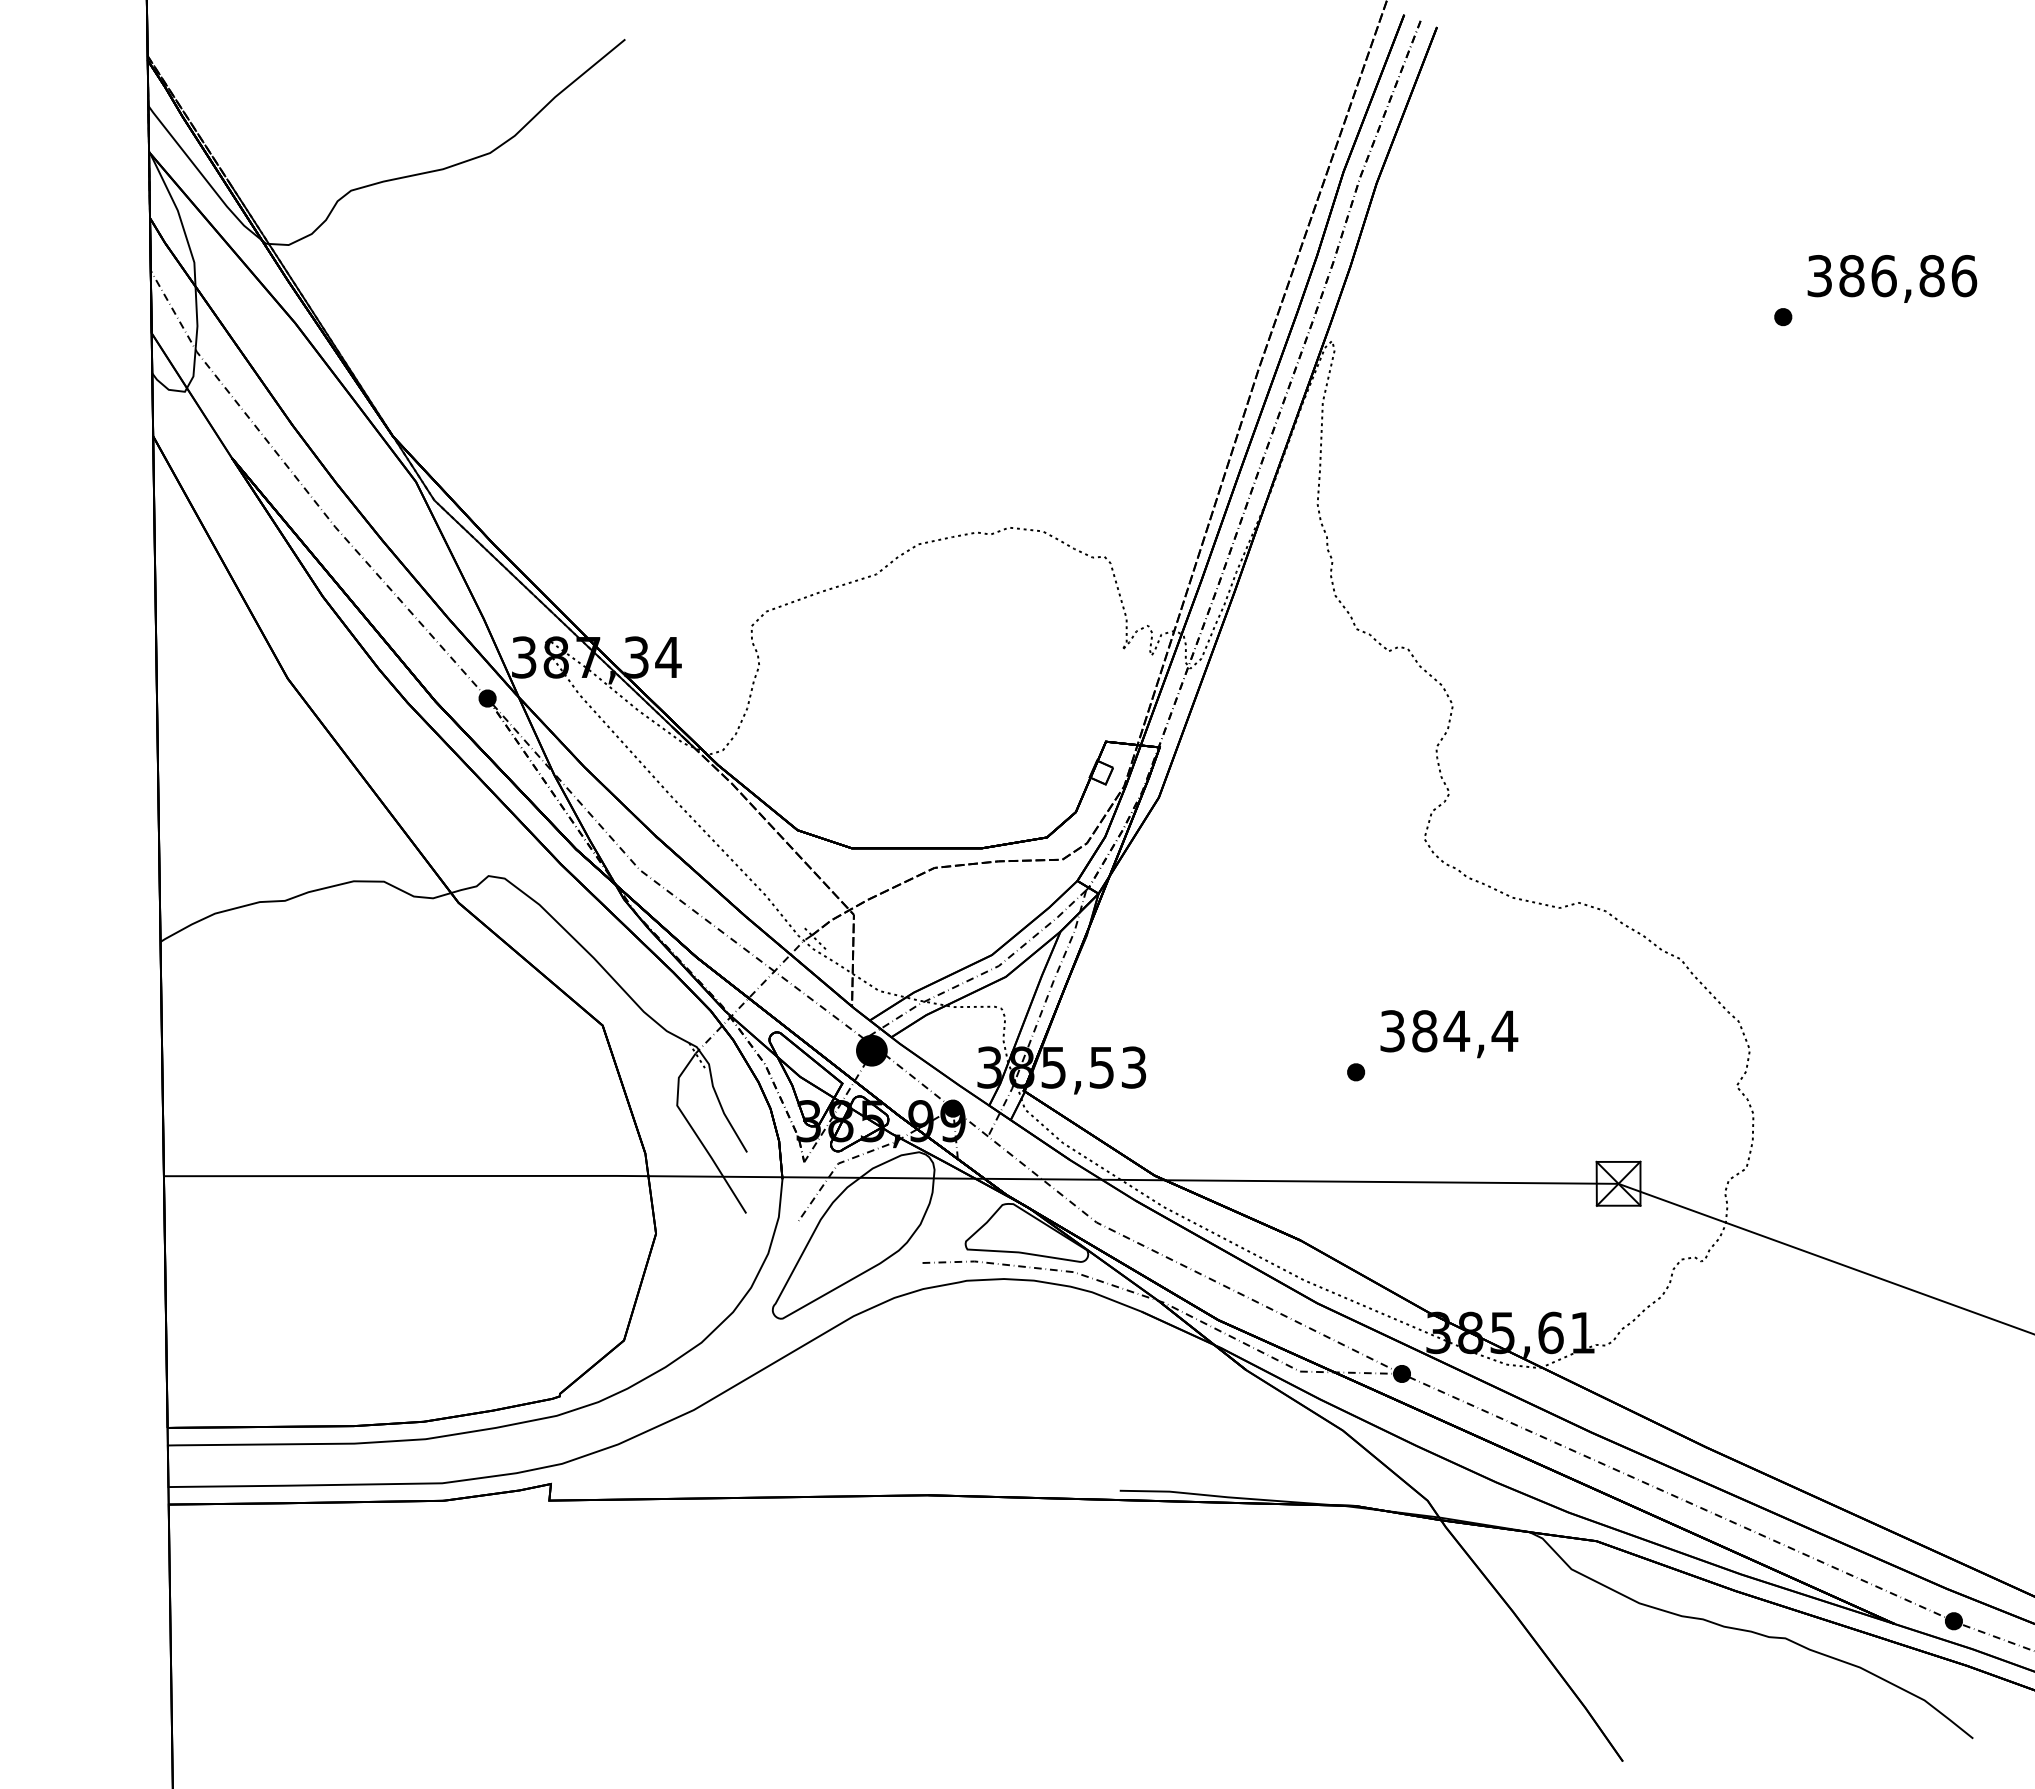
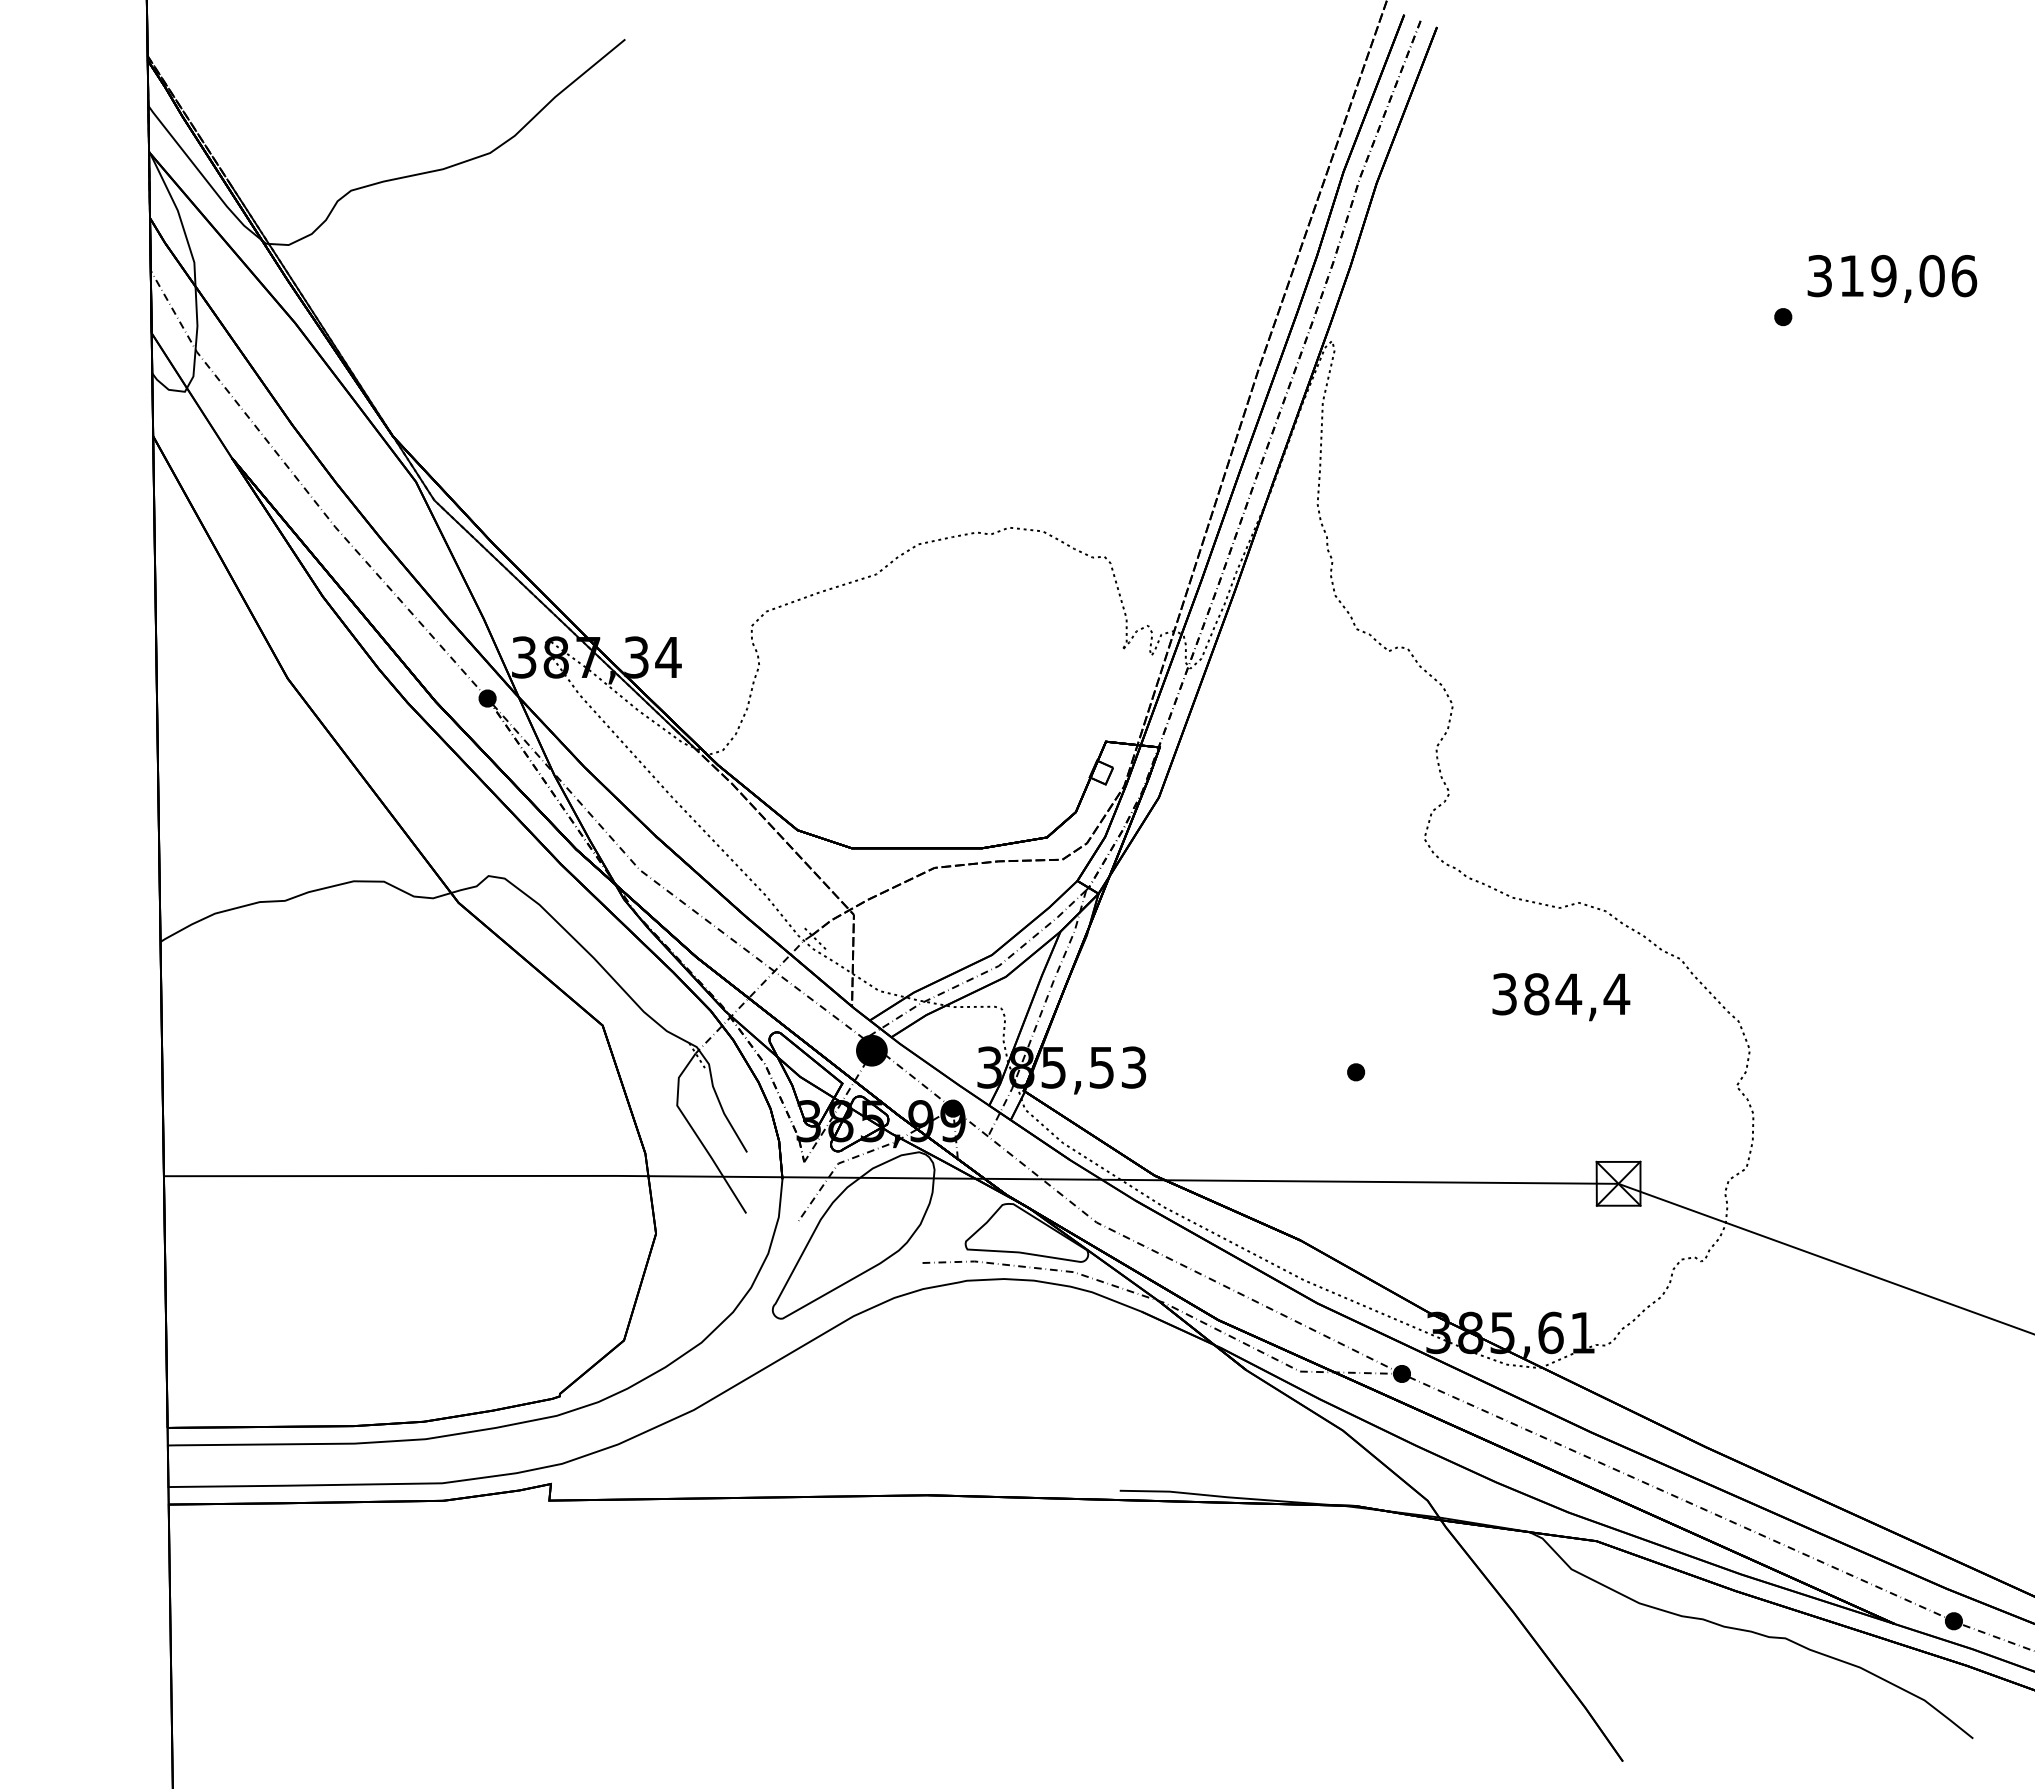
text: 386,86 -> 319,06 (1891, 276)
text position: (1449, 1034) -> (1561, 997) (1561, 997)
